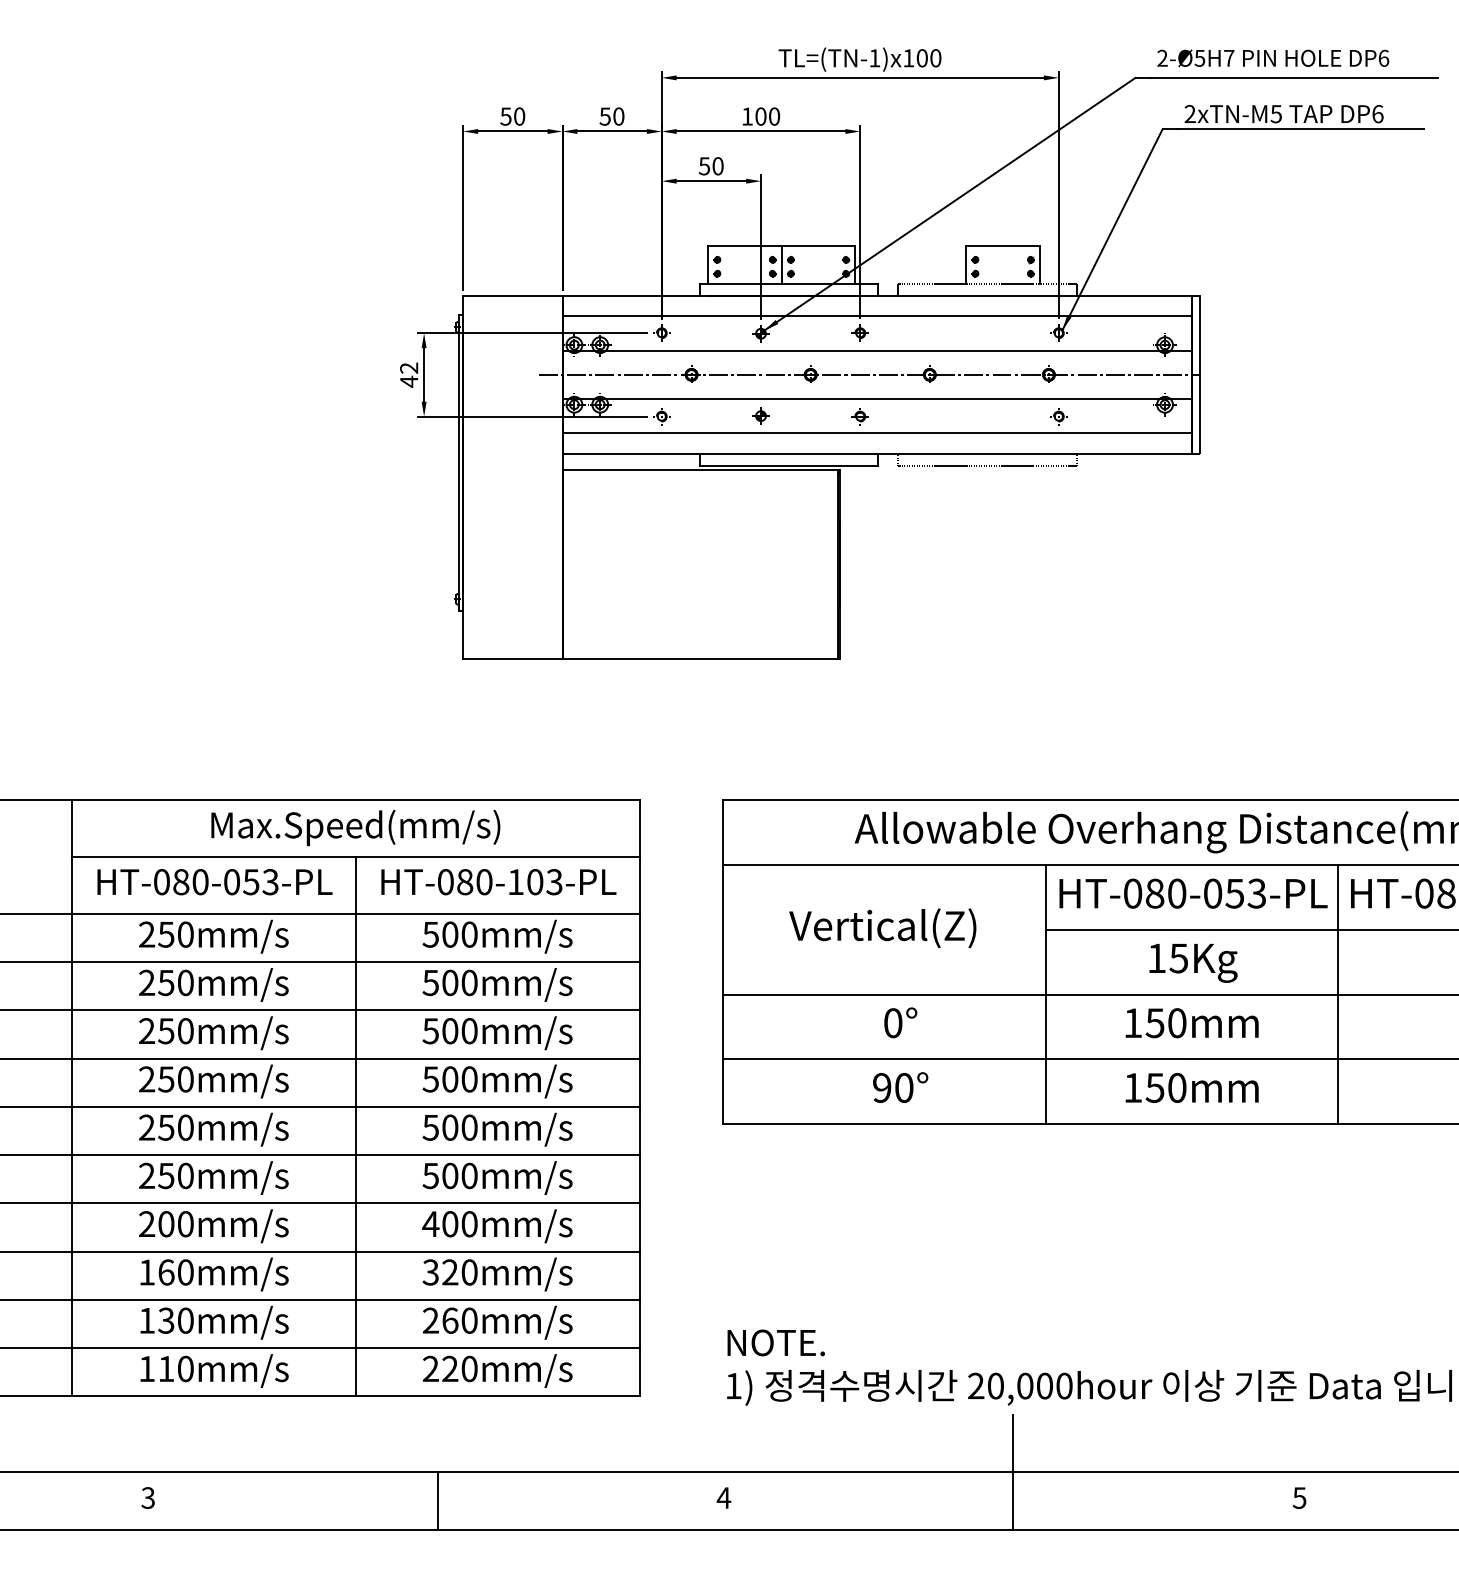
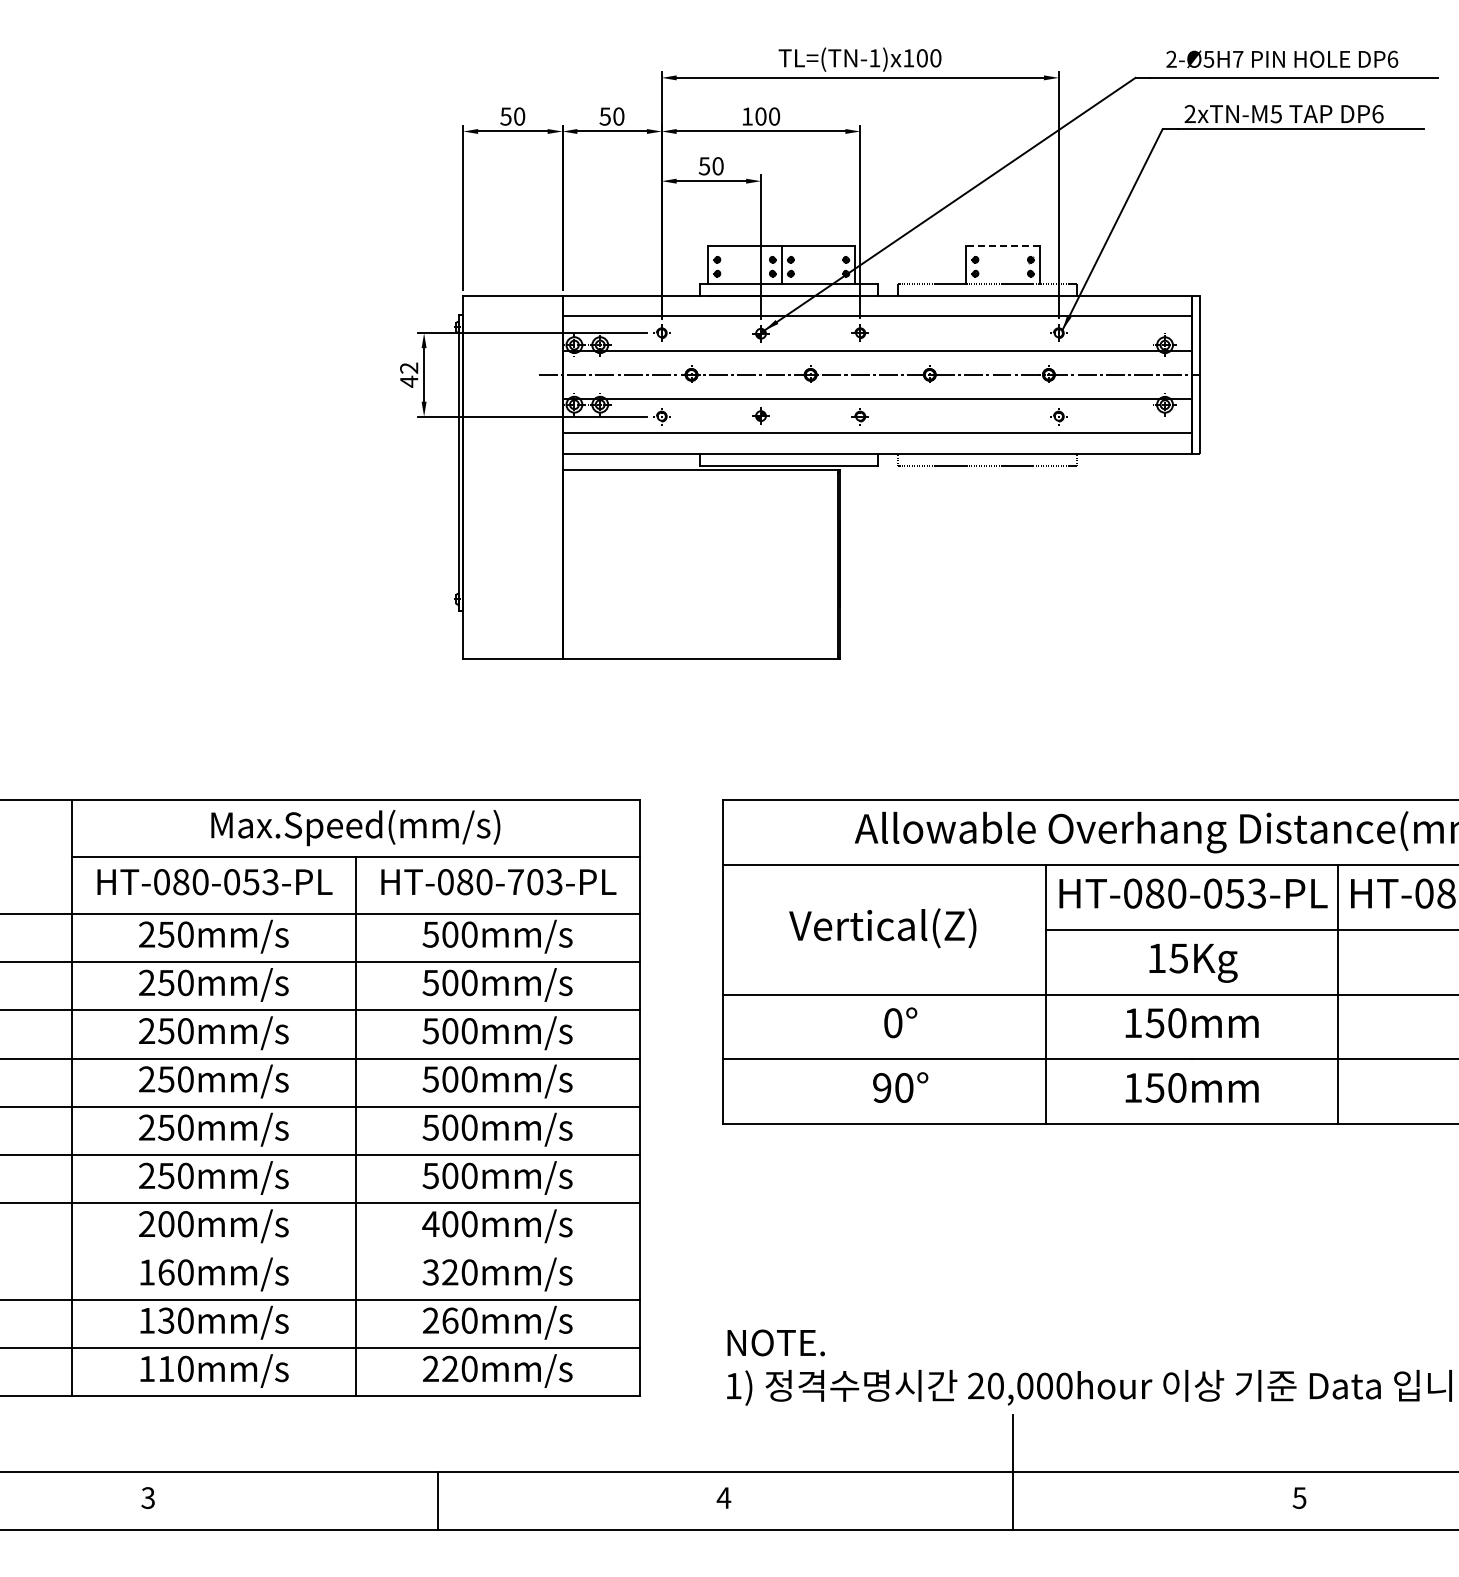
text position: (1273, 58) -> (1282, 59) (1282, 59)
line: solid -> dashed (1003, 245)
text: HT-080-103-PL -> HT-080-703-PL (515, 881)
line: present -> none (320, 1251)
